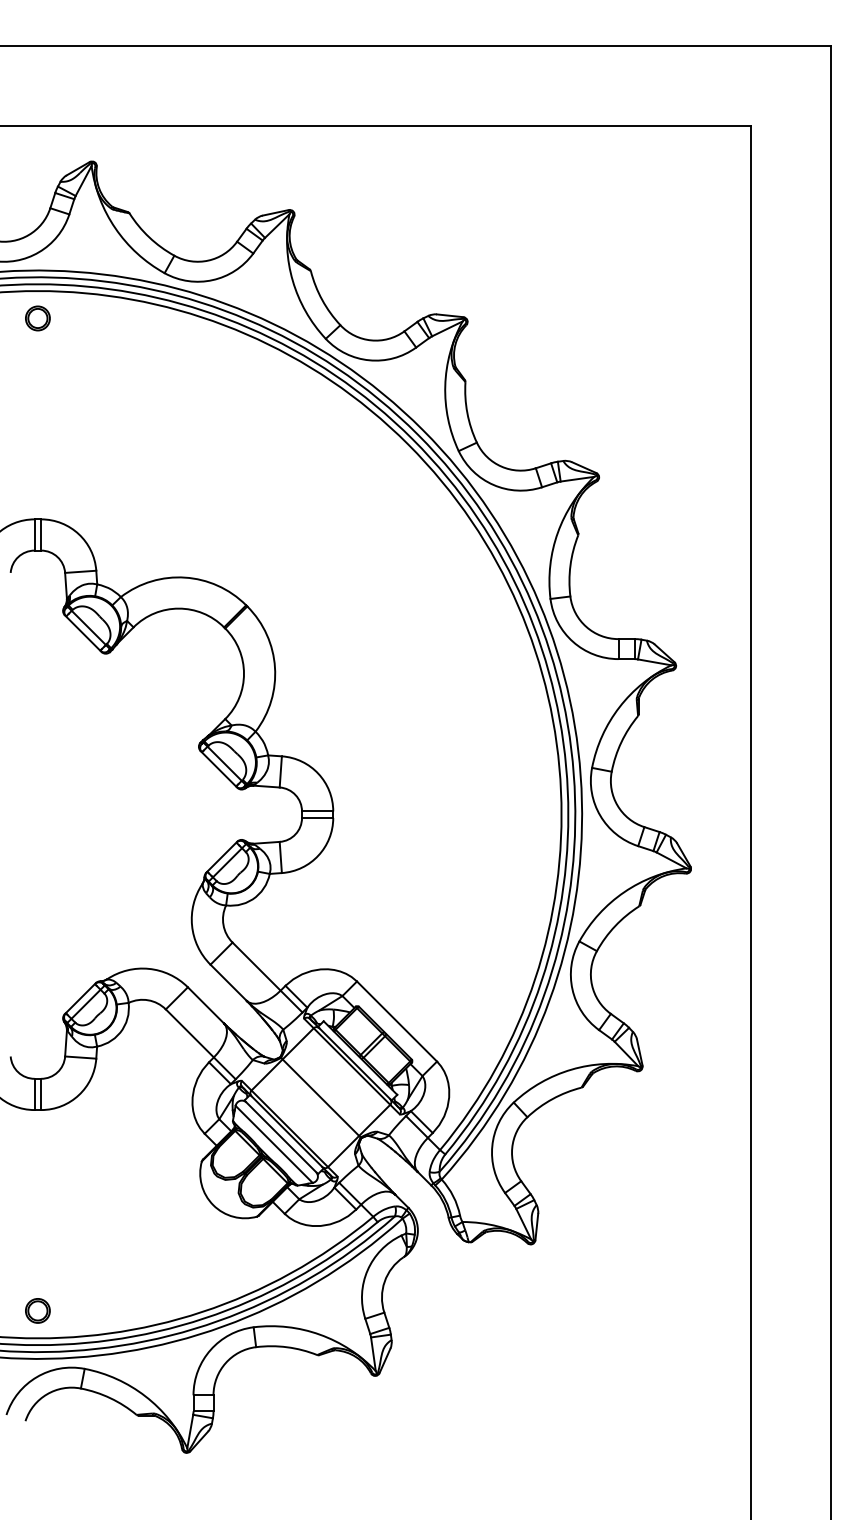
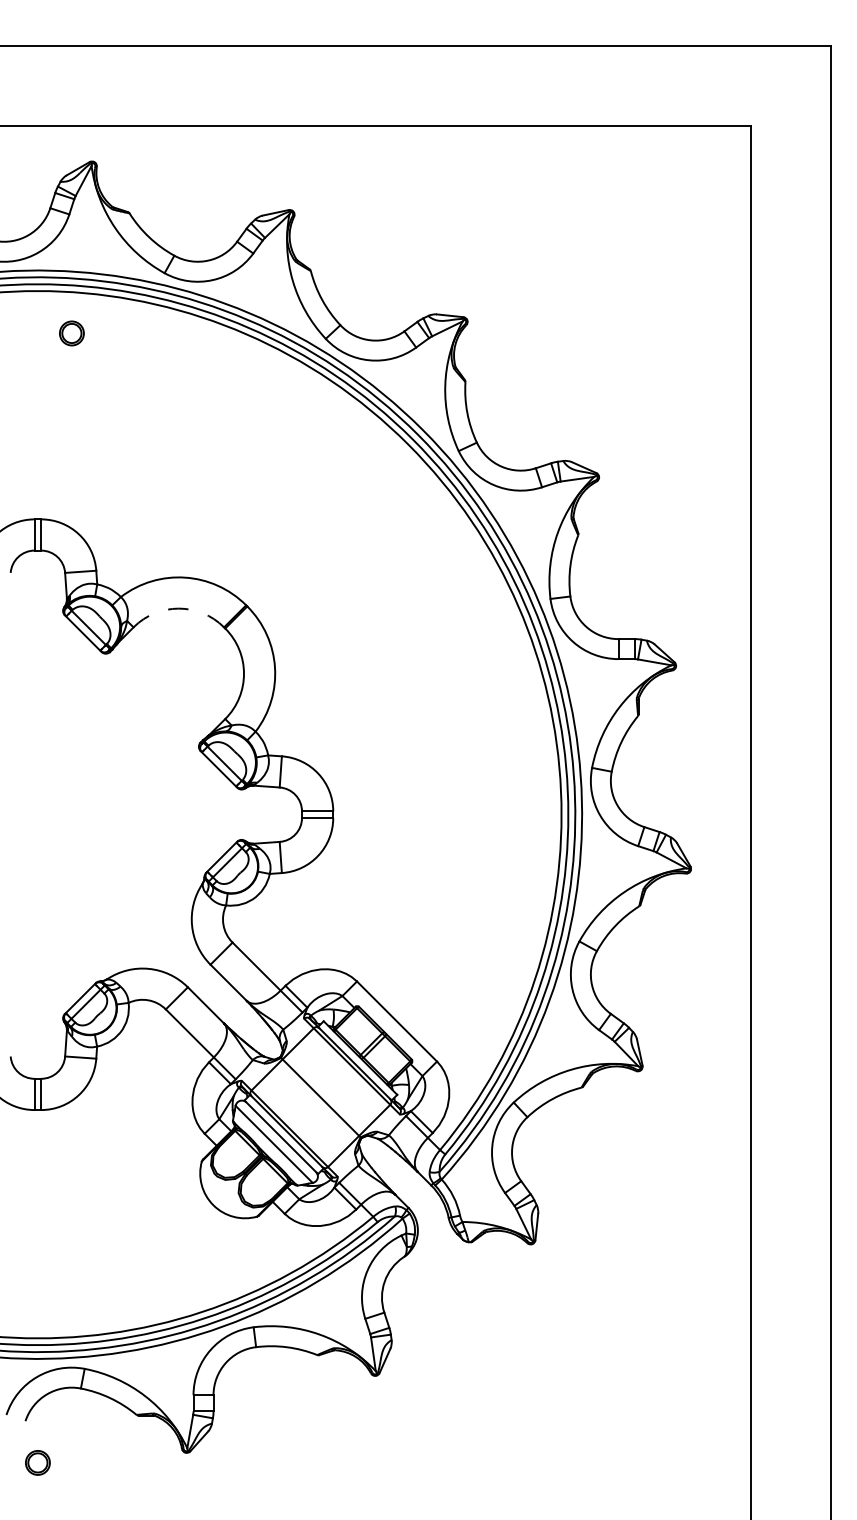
part position: (37, 318) -> (71, 333) (71, 333)
arc: solid -> dashed (178, 608)
part position: (37, 1310) -> (37, 1462) (37, 1462)
